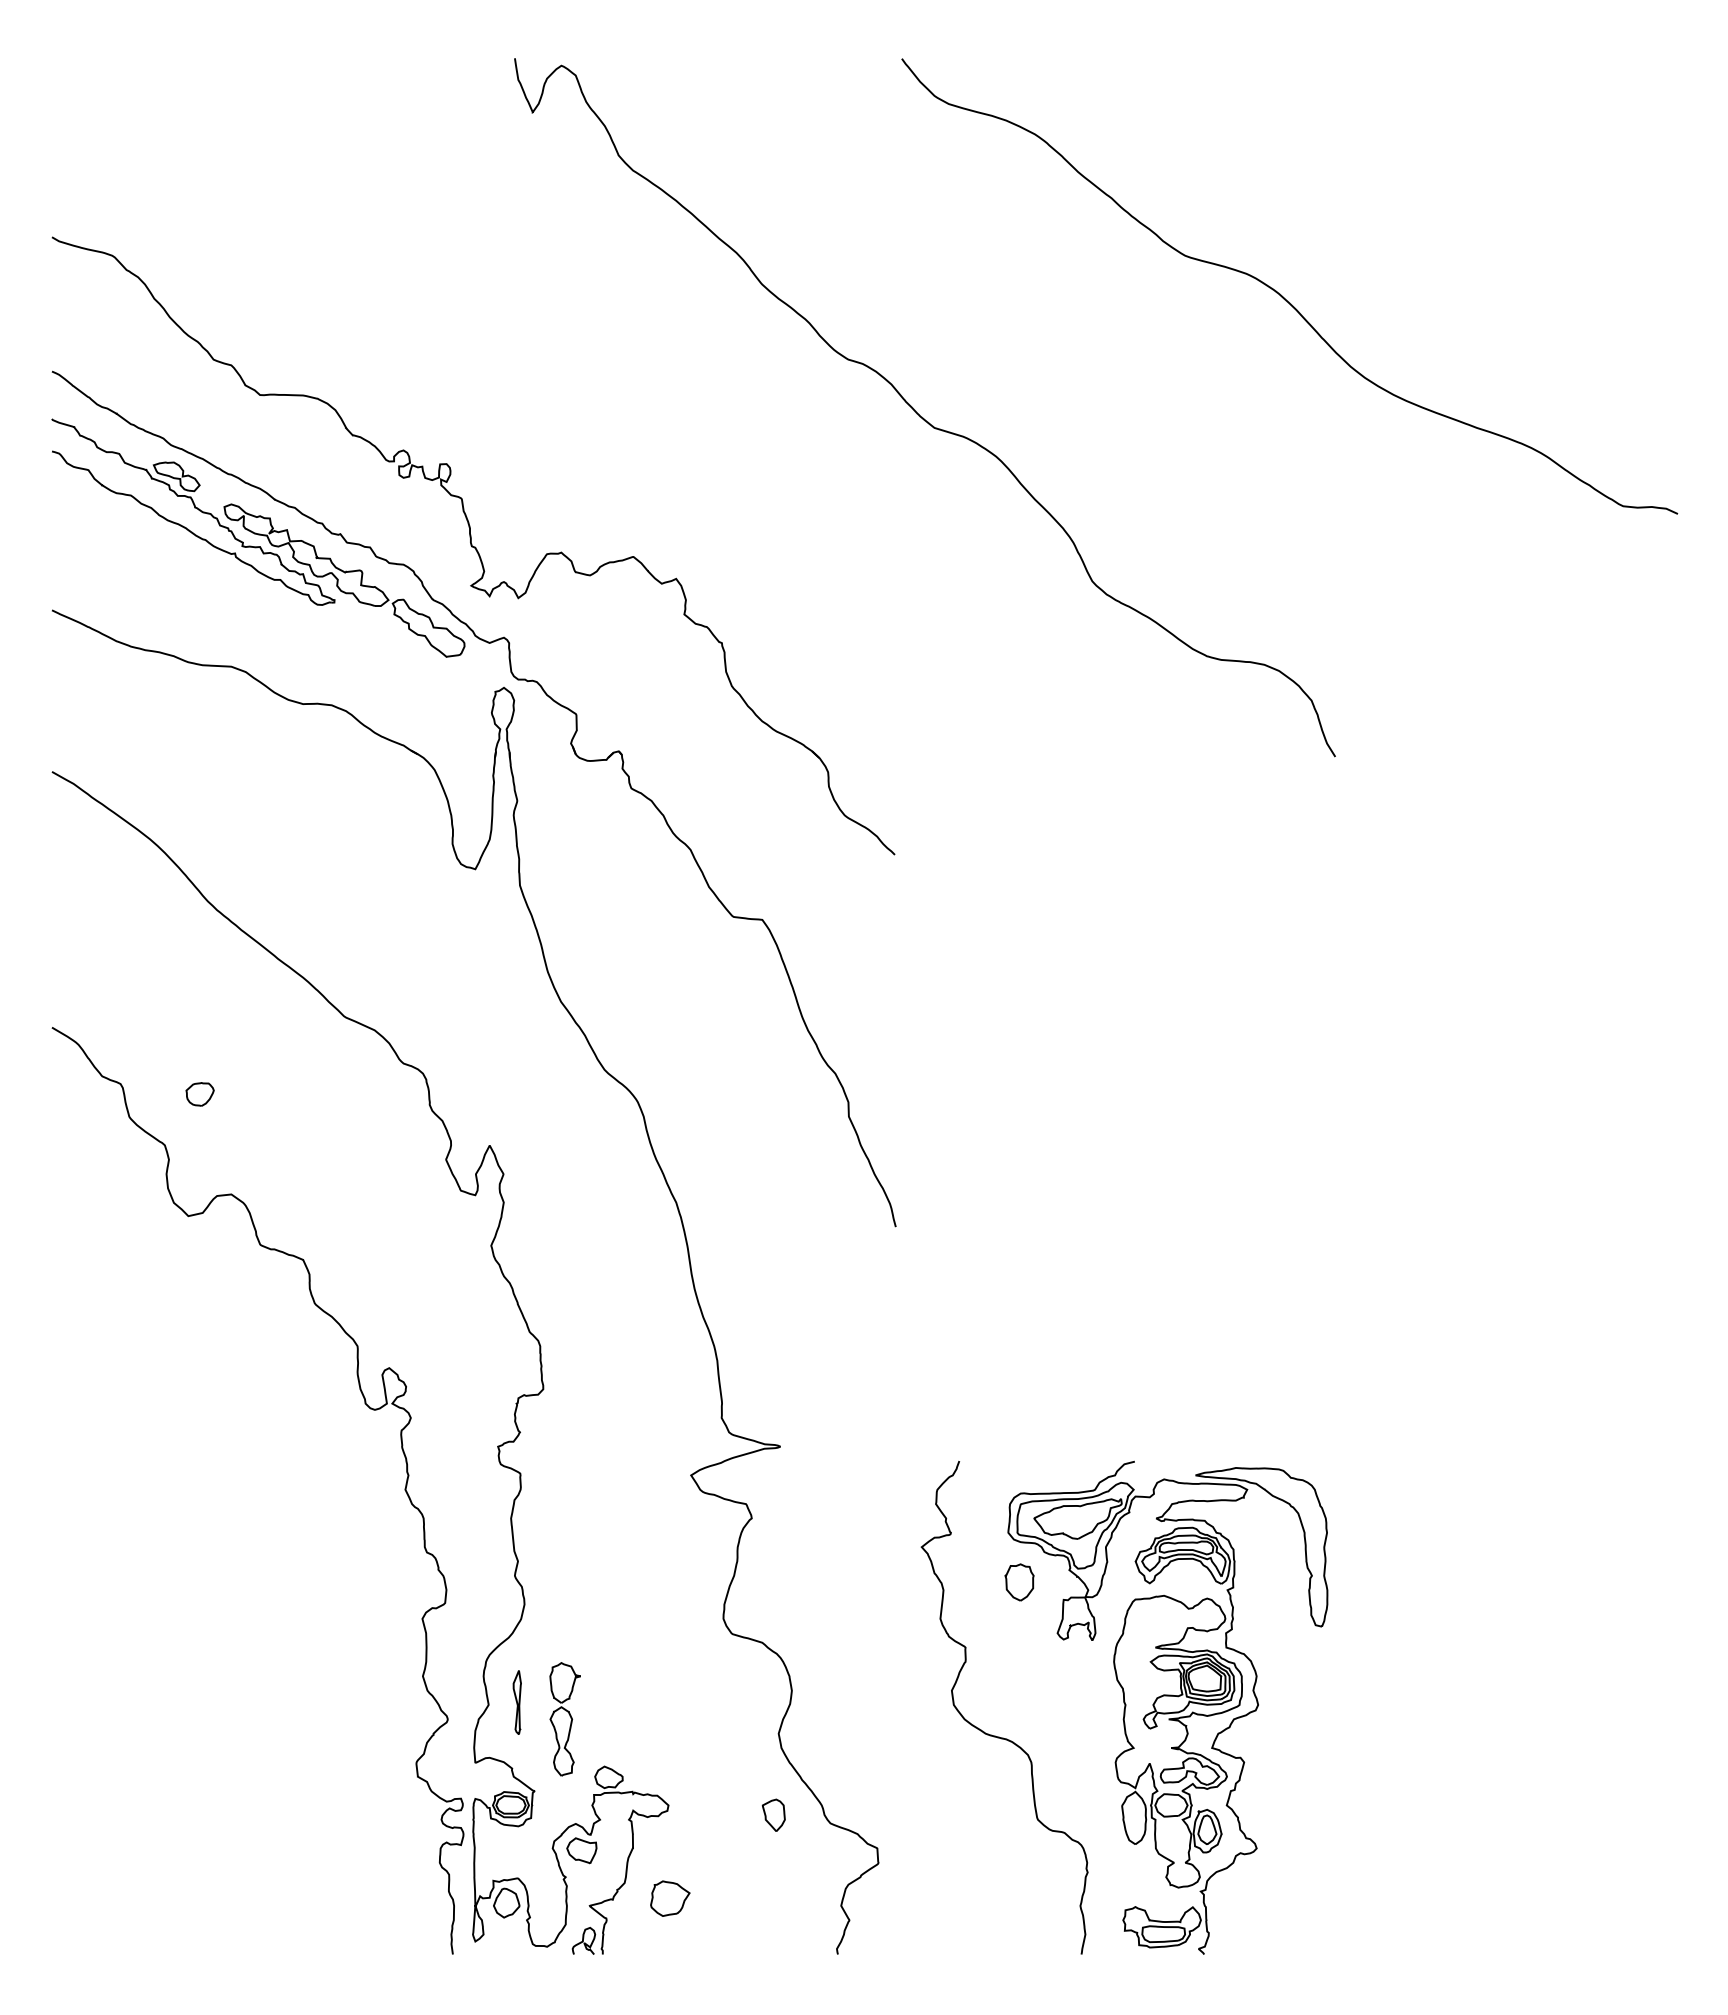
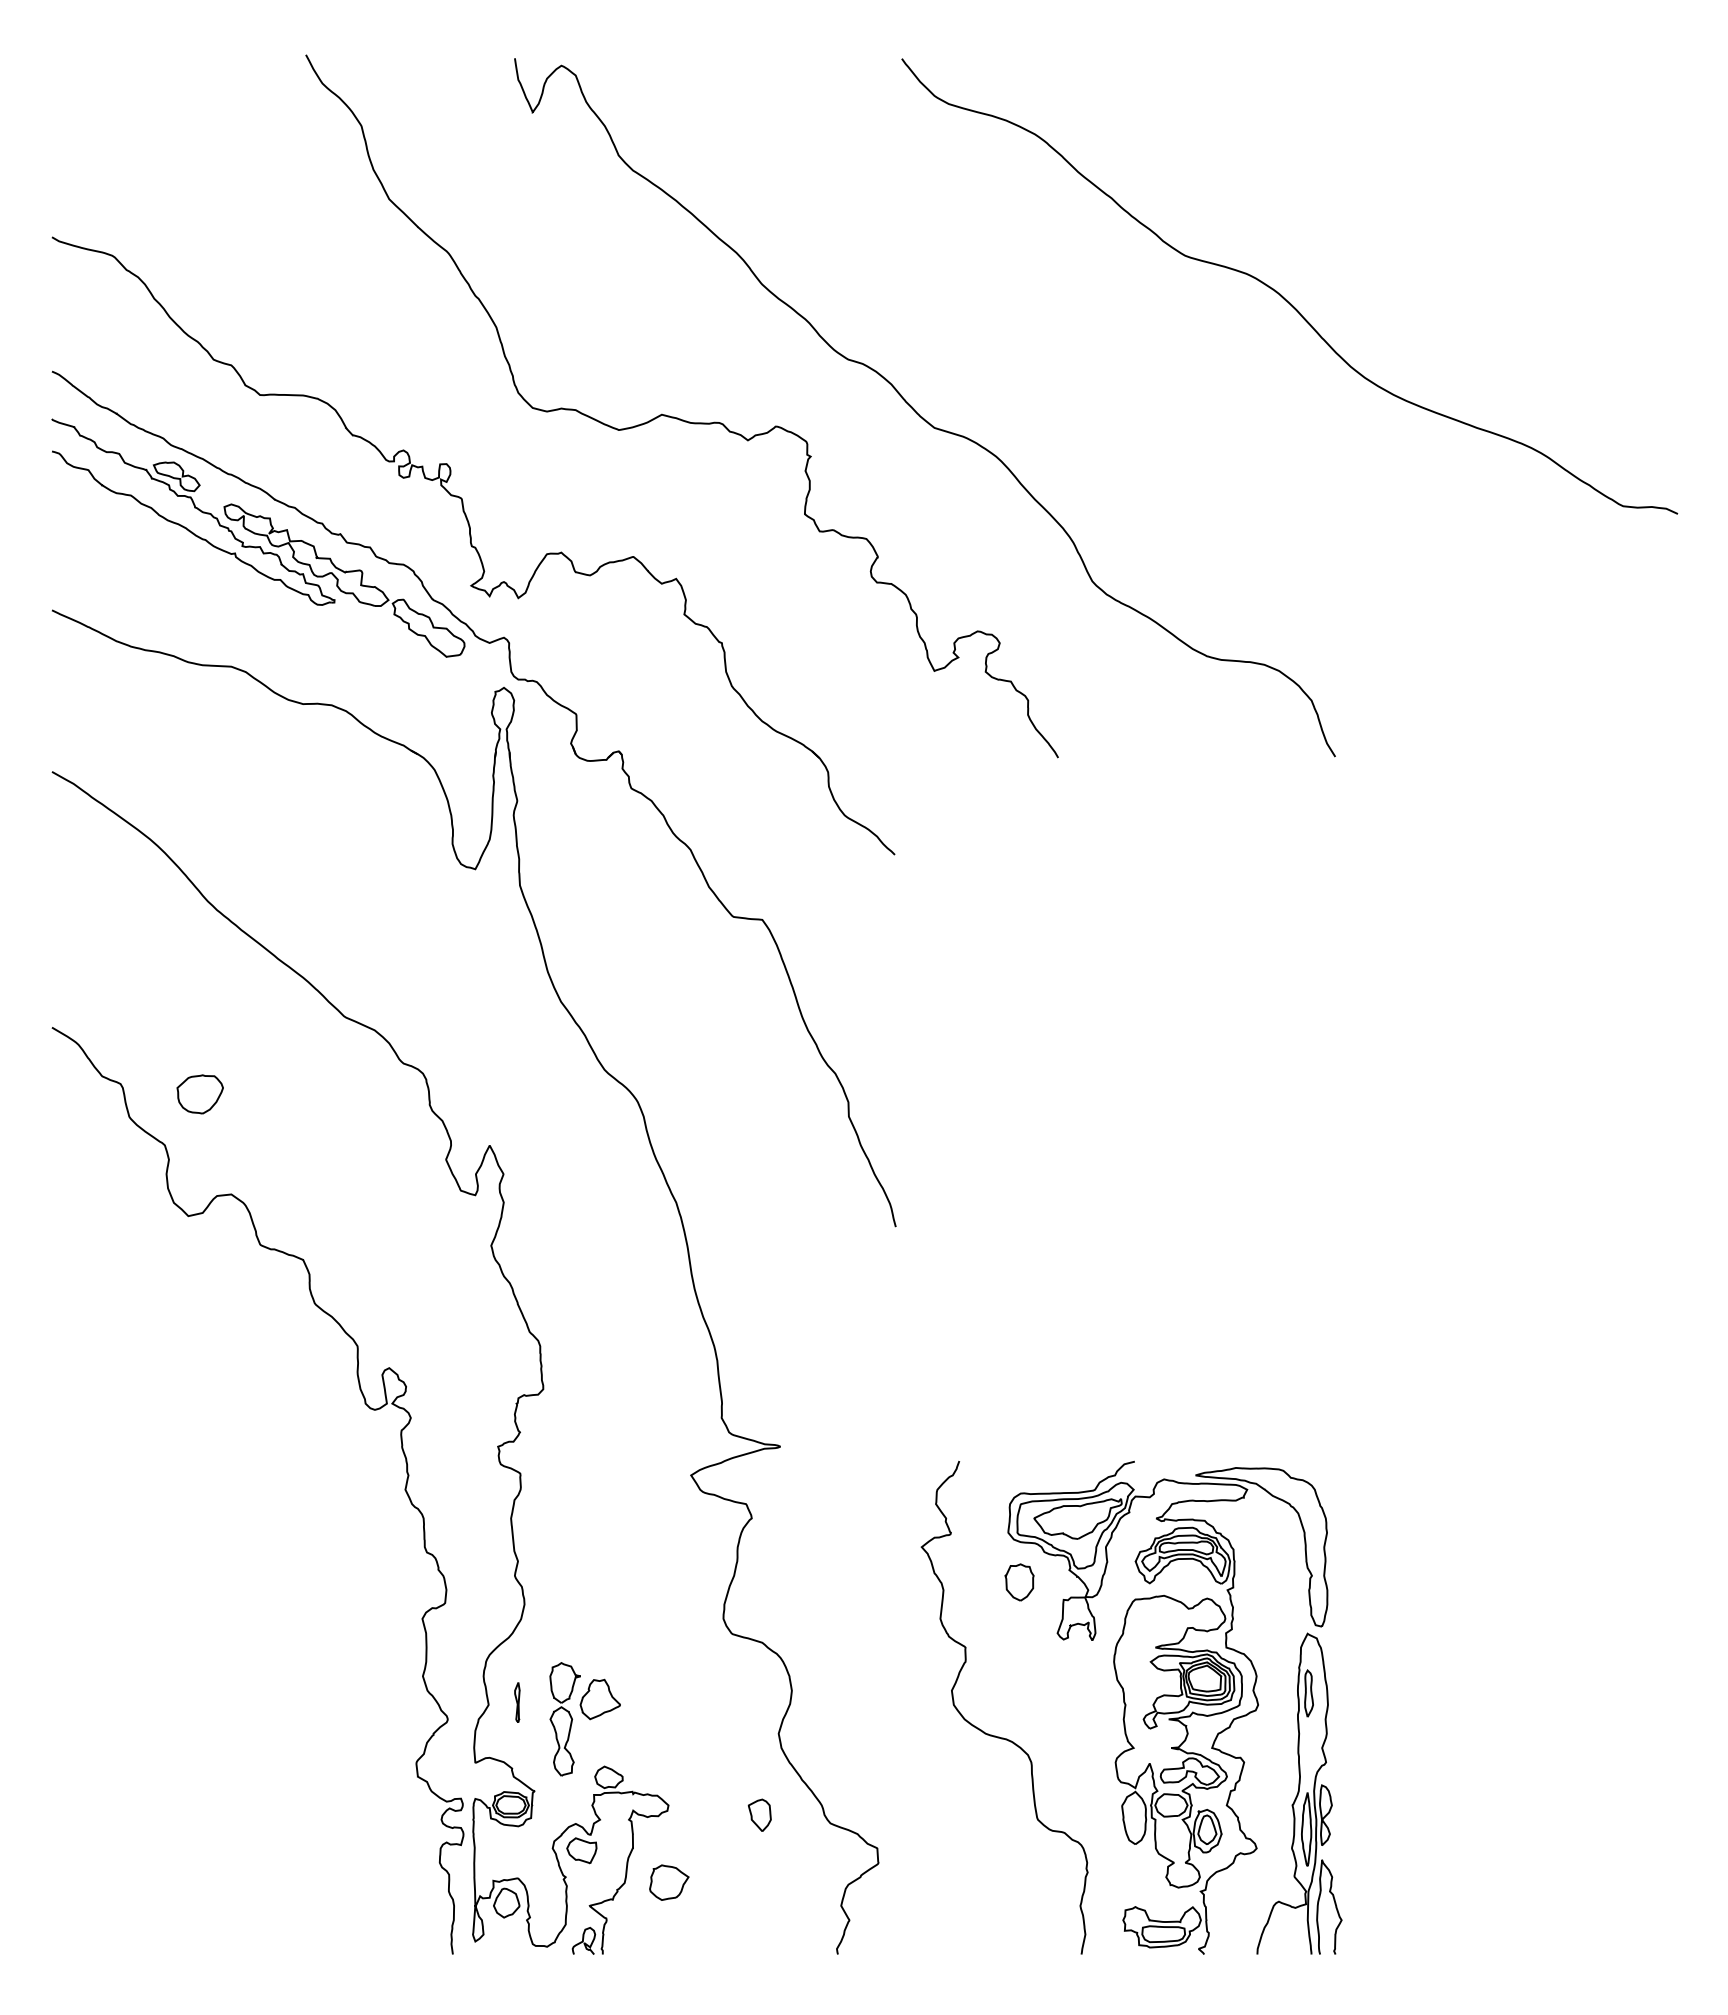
curve: none -> present (677, 417)
part size: 30x25 px -> 48x41 px (199, 1094)
part: none -> present (599, 1699)
part size: 10x65 px -> 7x41 px (517, 1702)
part: none -> present (1299, 1793)
part position: (773, 1814) -> (759, 1814) (759, 1814)
part position: (670, 1898) -> (669, 1882) (669, 1882)
